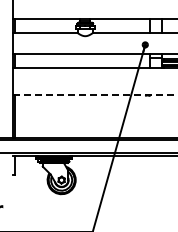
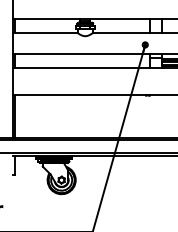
line: dashed -> solid (95, 95)
